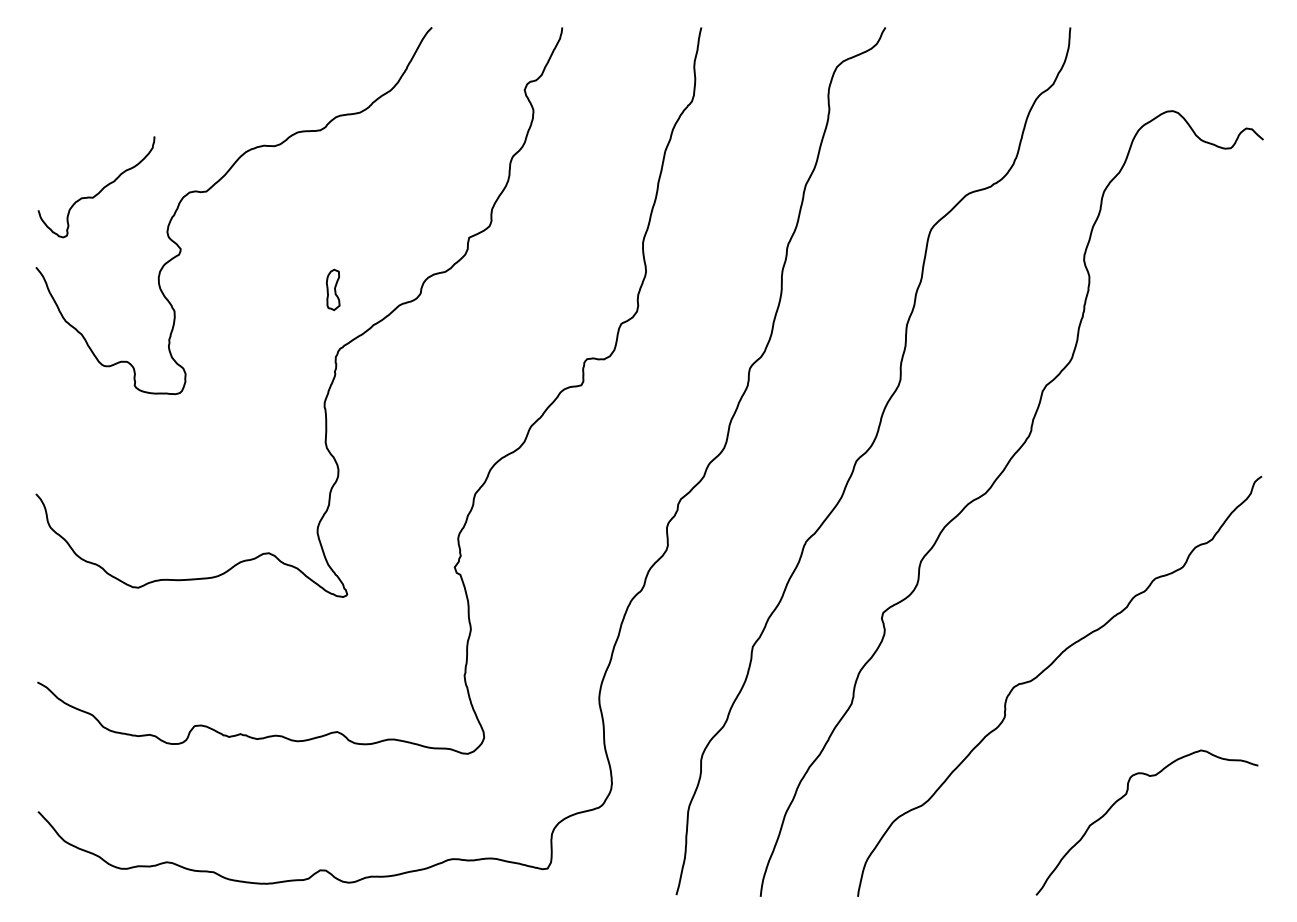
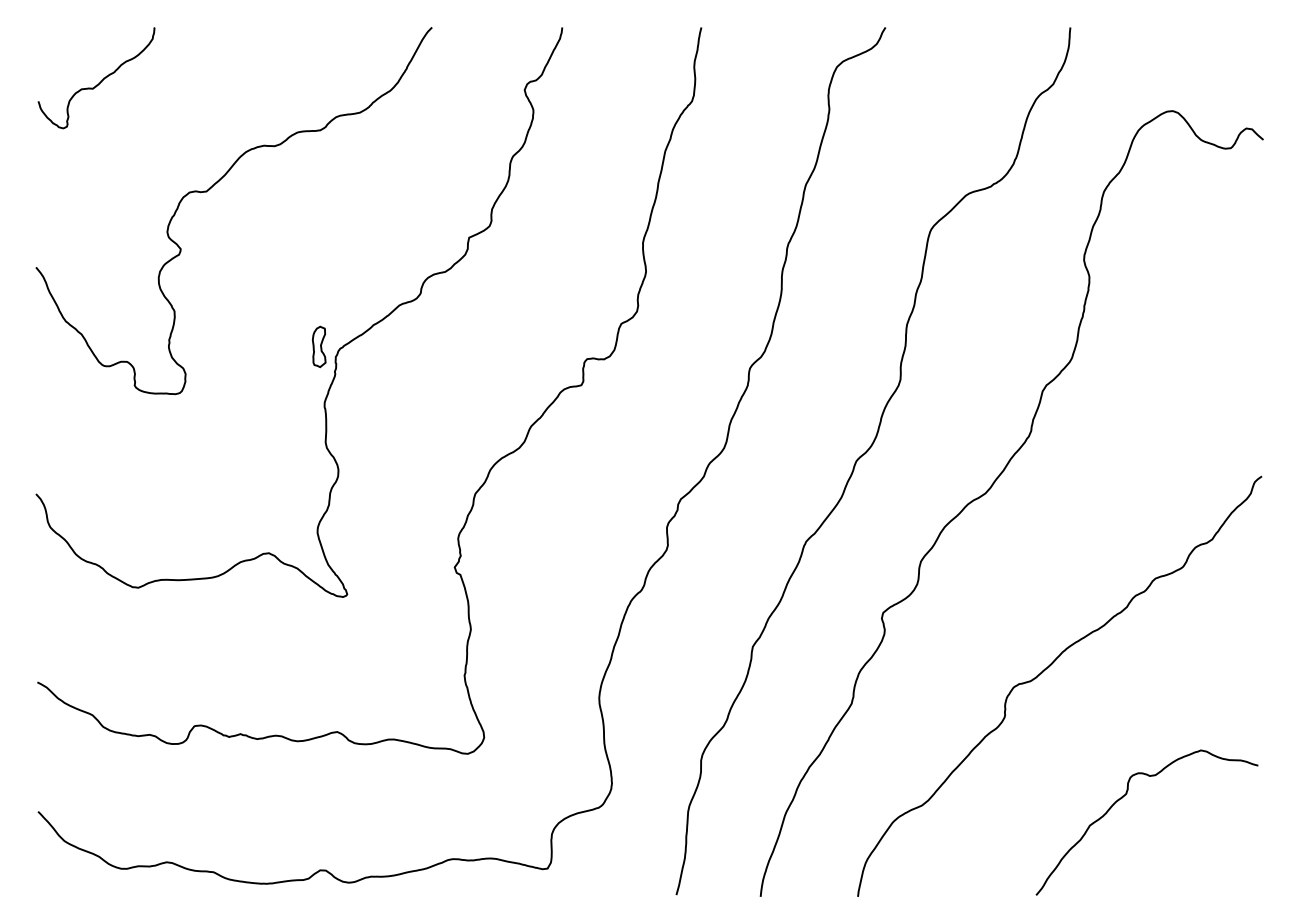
curve position: (100, 190) -> (100, 81) (100, 81)
part position: (333, 289) -> (319, 346) (319, 346)
